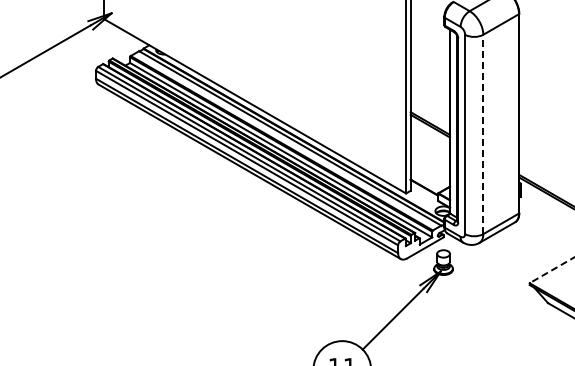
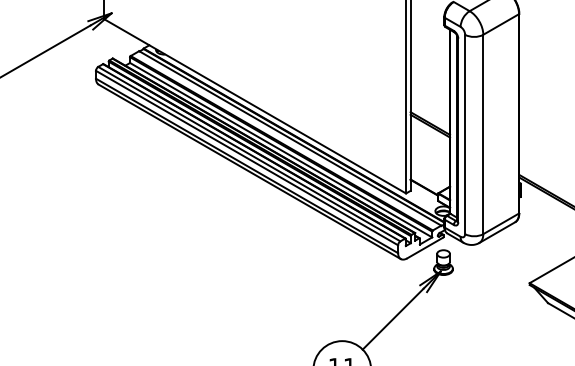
line: dashed -> solid (483, 134)
line: dashed -> solid (551, 270)
